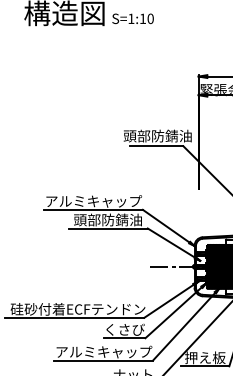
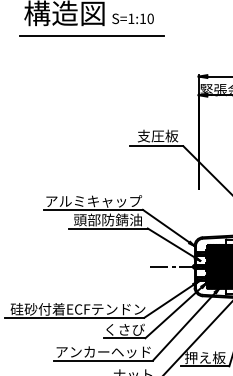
line: none -> present (92, 35)
text: 頭部防錆油 -> 支圧板 (157, 135)
text: アルミキャップ -> アンカーヘッド (111, 351)
